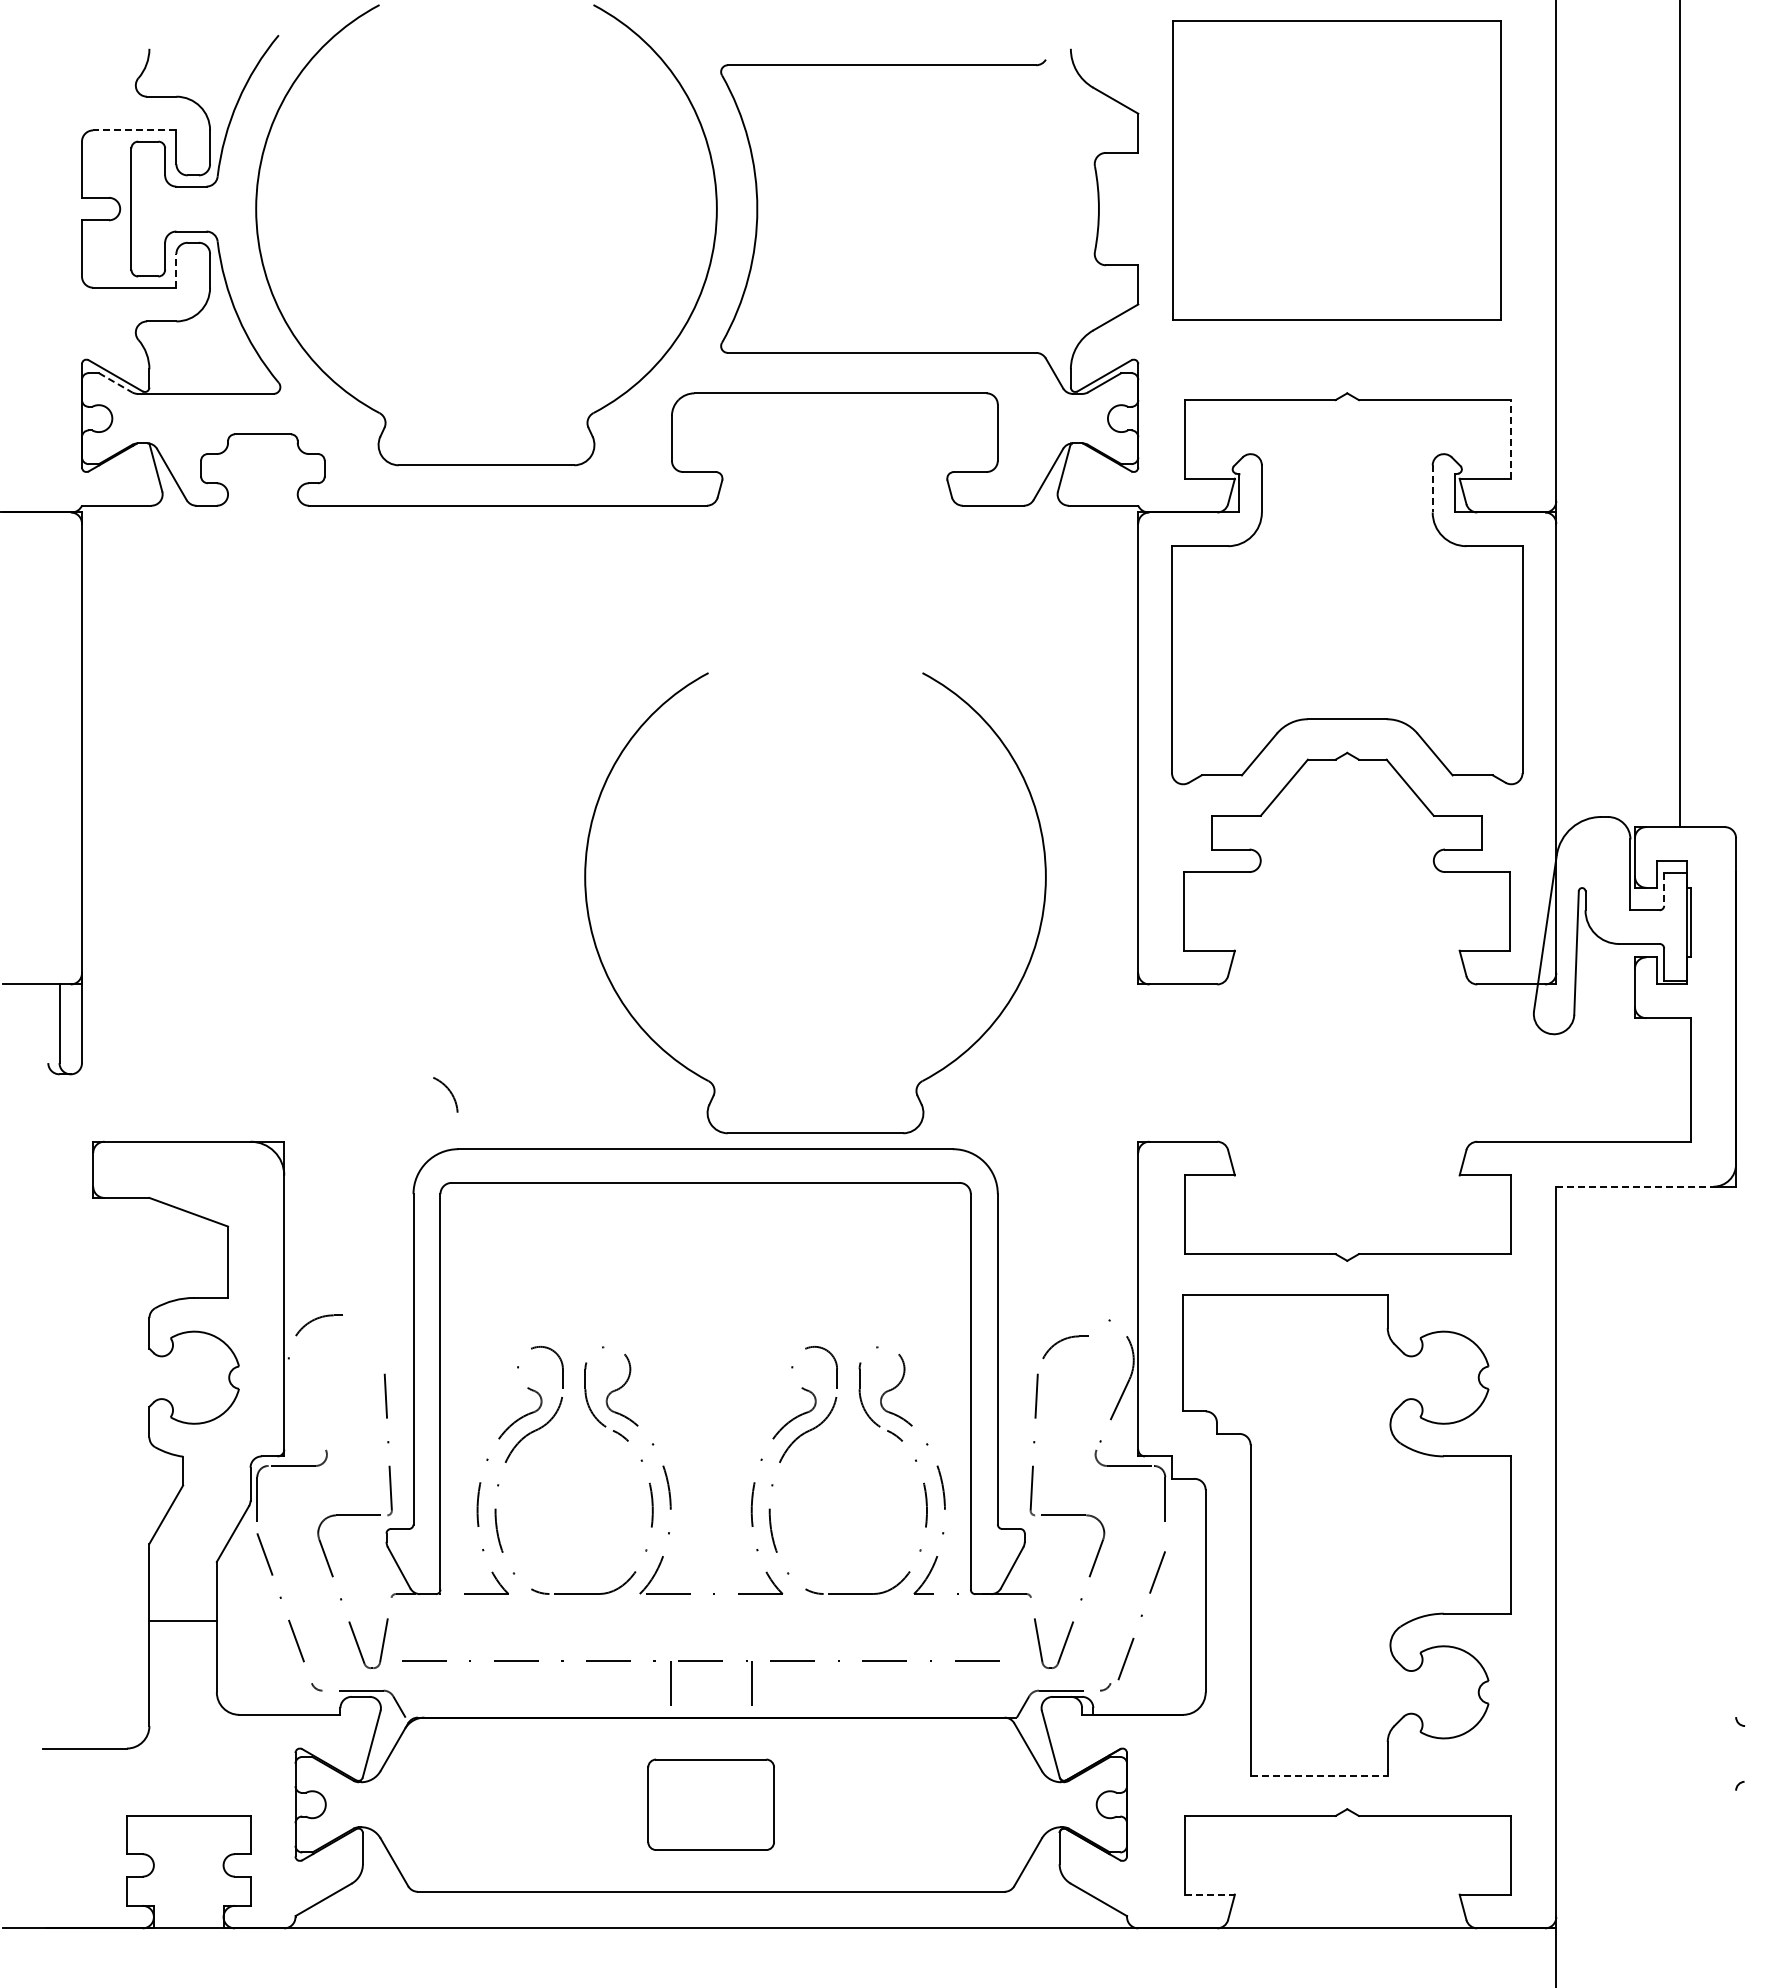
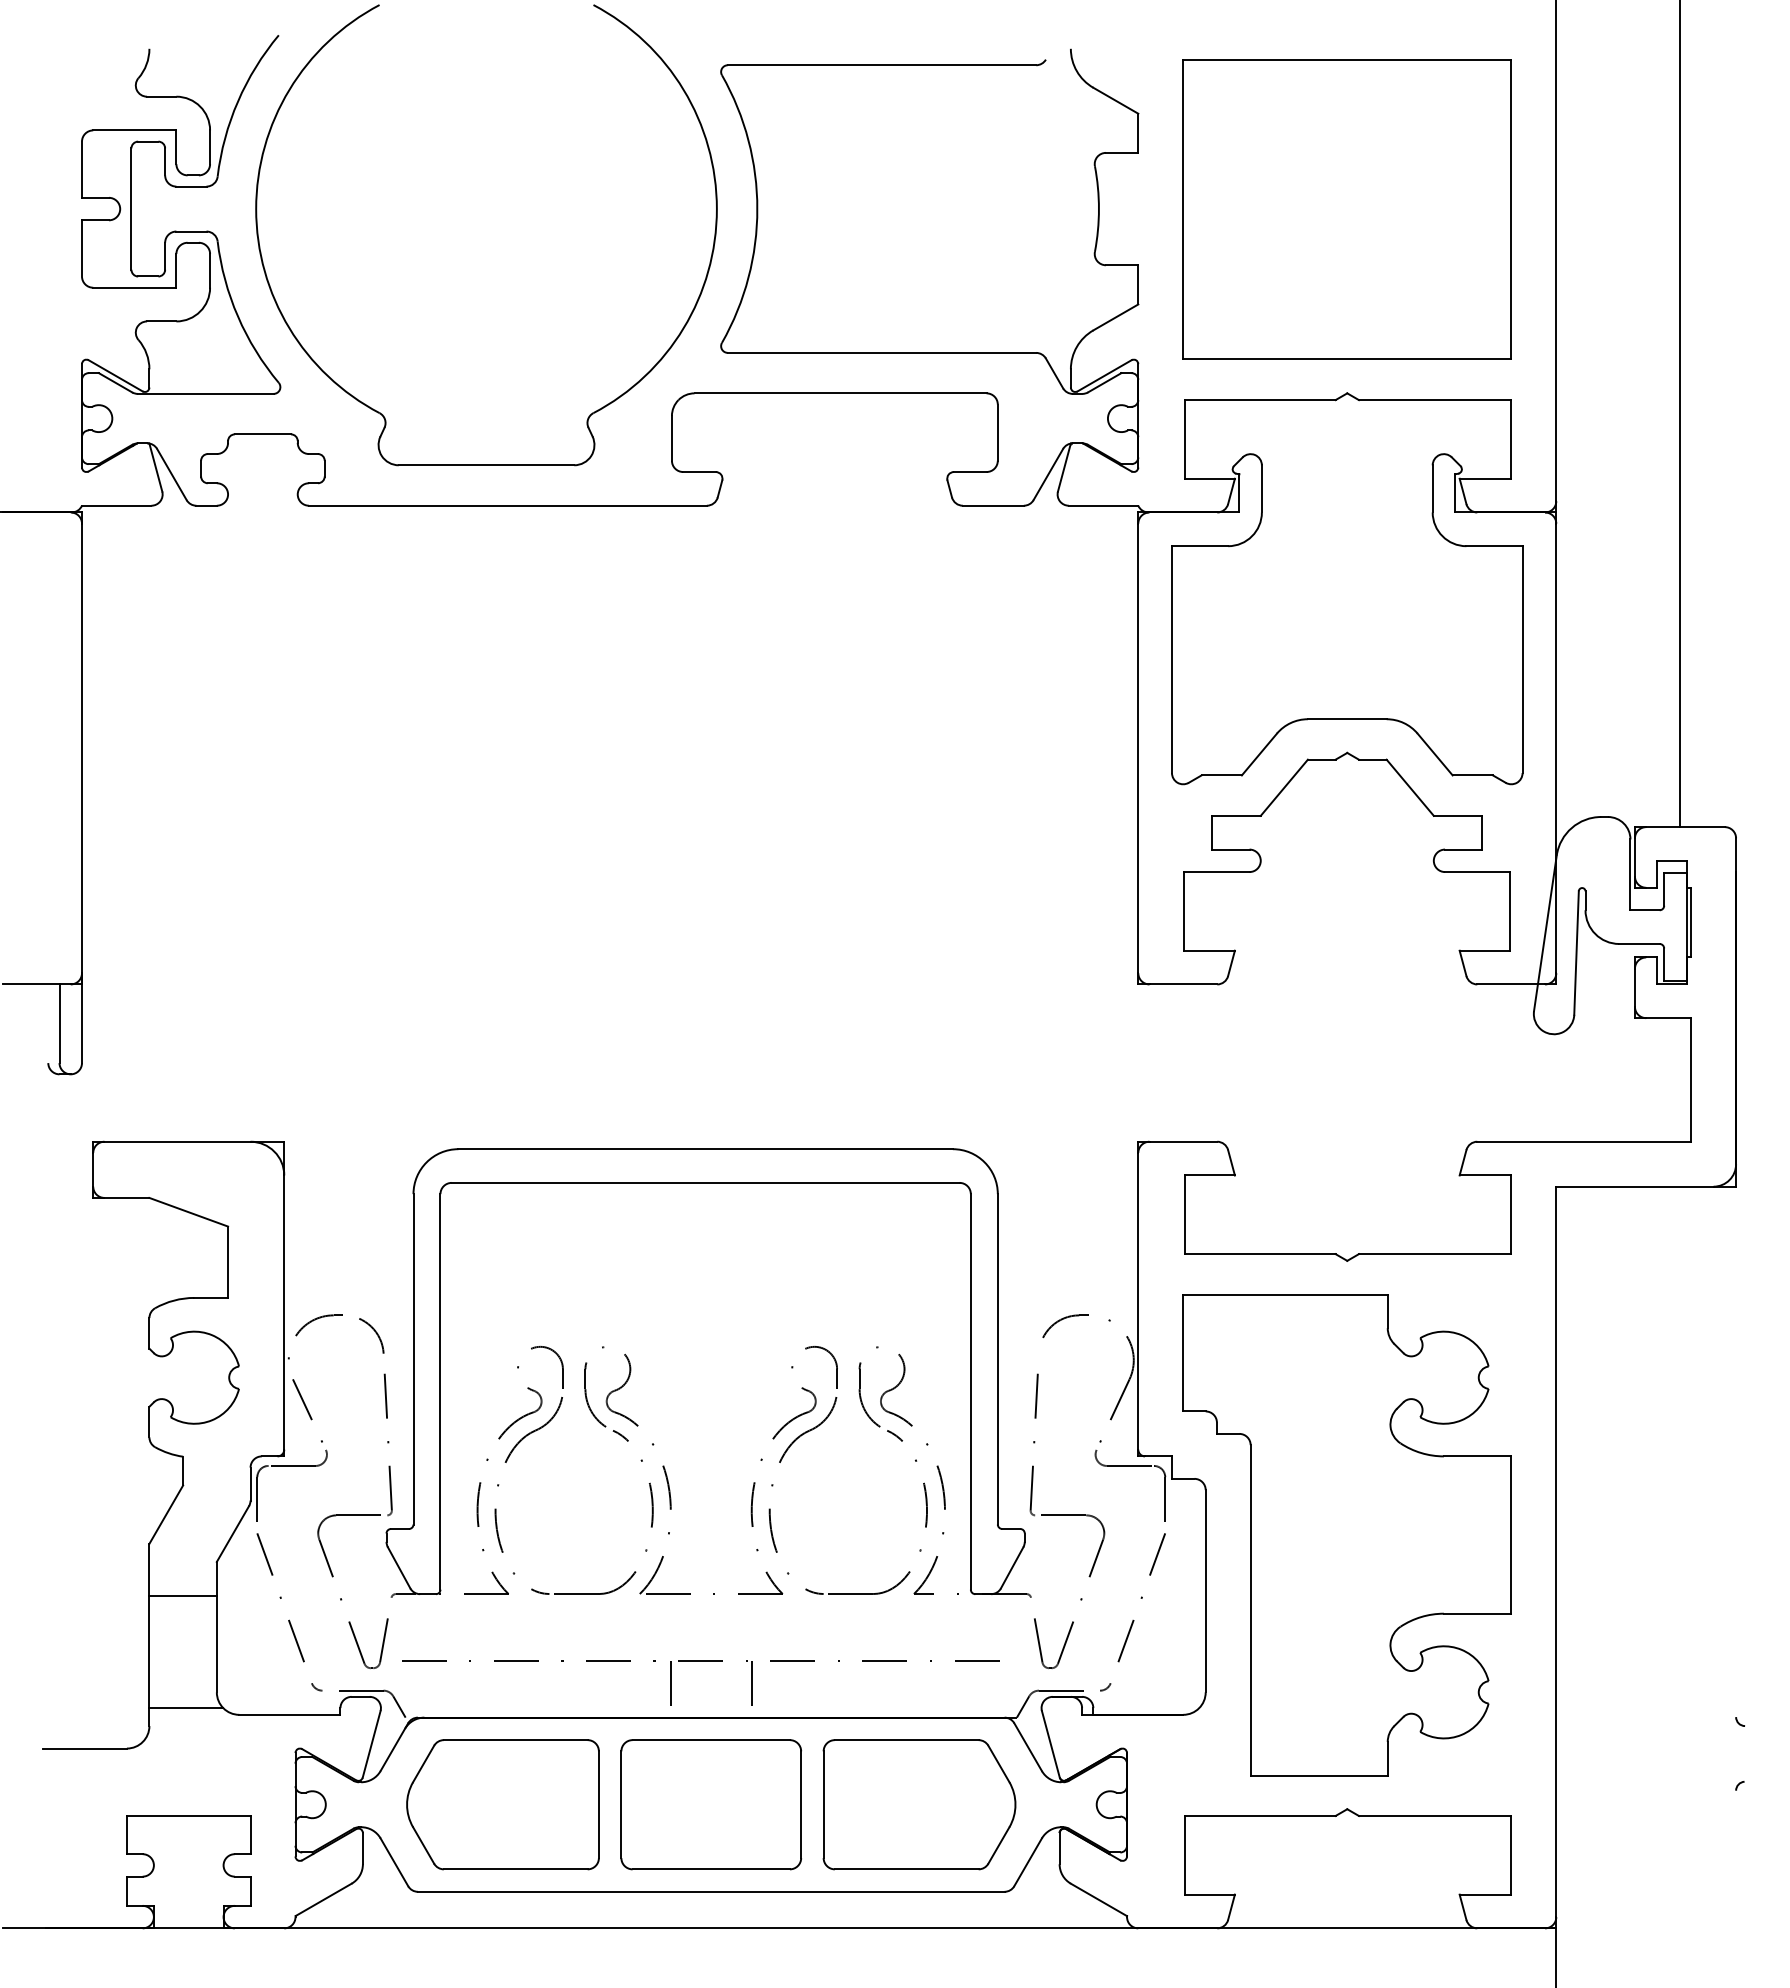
line: dashed -> solid (134, 130)
part position: (1336, 170) -> (1346, 209) (1346, 209)
line: dashed -> solid (176, 270)
line: dashed -> solid (115, 383)
line: dashed -> solid (1511, 438)
line: dashed -> solid (1432, 488)
line: dashed -> solid (1664, 889)
part: present -> none (706, 1078)
arc position: (449, 1092) -> (375, 1333) (375, 1333)
line: dashed -> solid (1634, 1186)
part position: (1062, 1341) -> (1062, 1320) (1062, 1320)
line: none -> present (307, 1410)
line position: (1141, 1615) -> (1141, 1597) (1141, 1597)
line position: (182, 1620) -> (182, 1595) (182, 1595)
line: none -> present (186, 1708)
line: dashed -> solid (1319, 1775)
part: none -> present (502, 1804)
part size: 128x93 px -> 182x132 px (710, 1804)
part: none -> present (919, 1804)
line: dashed -> solid (1210, 1894)
